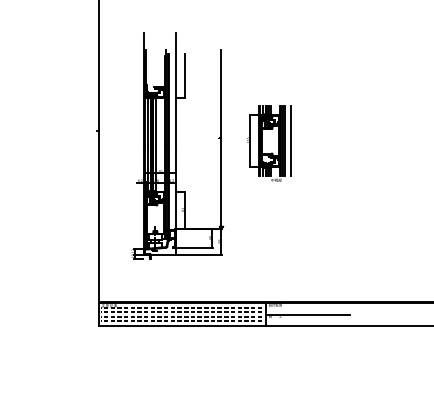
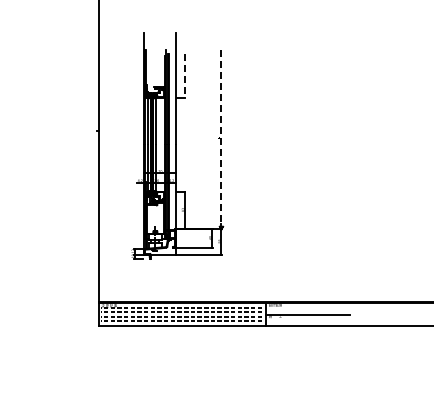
line: solid -> dashed (185, 75)
line: solid -> dashed (221, 138)
part: present -> none (268, 143)
